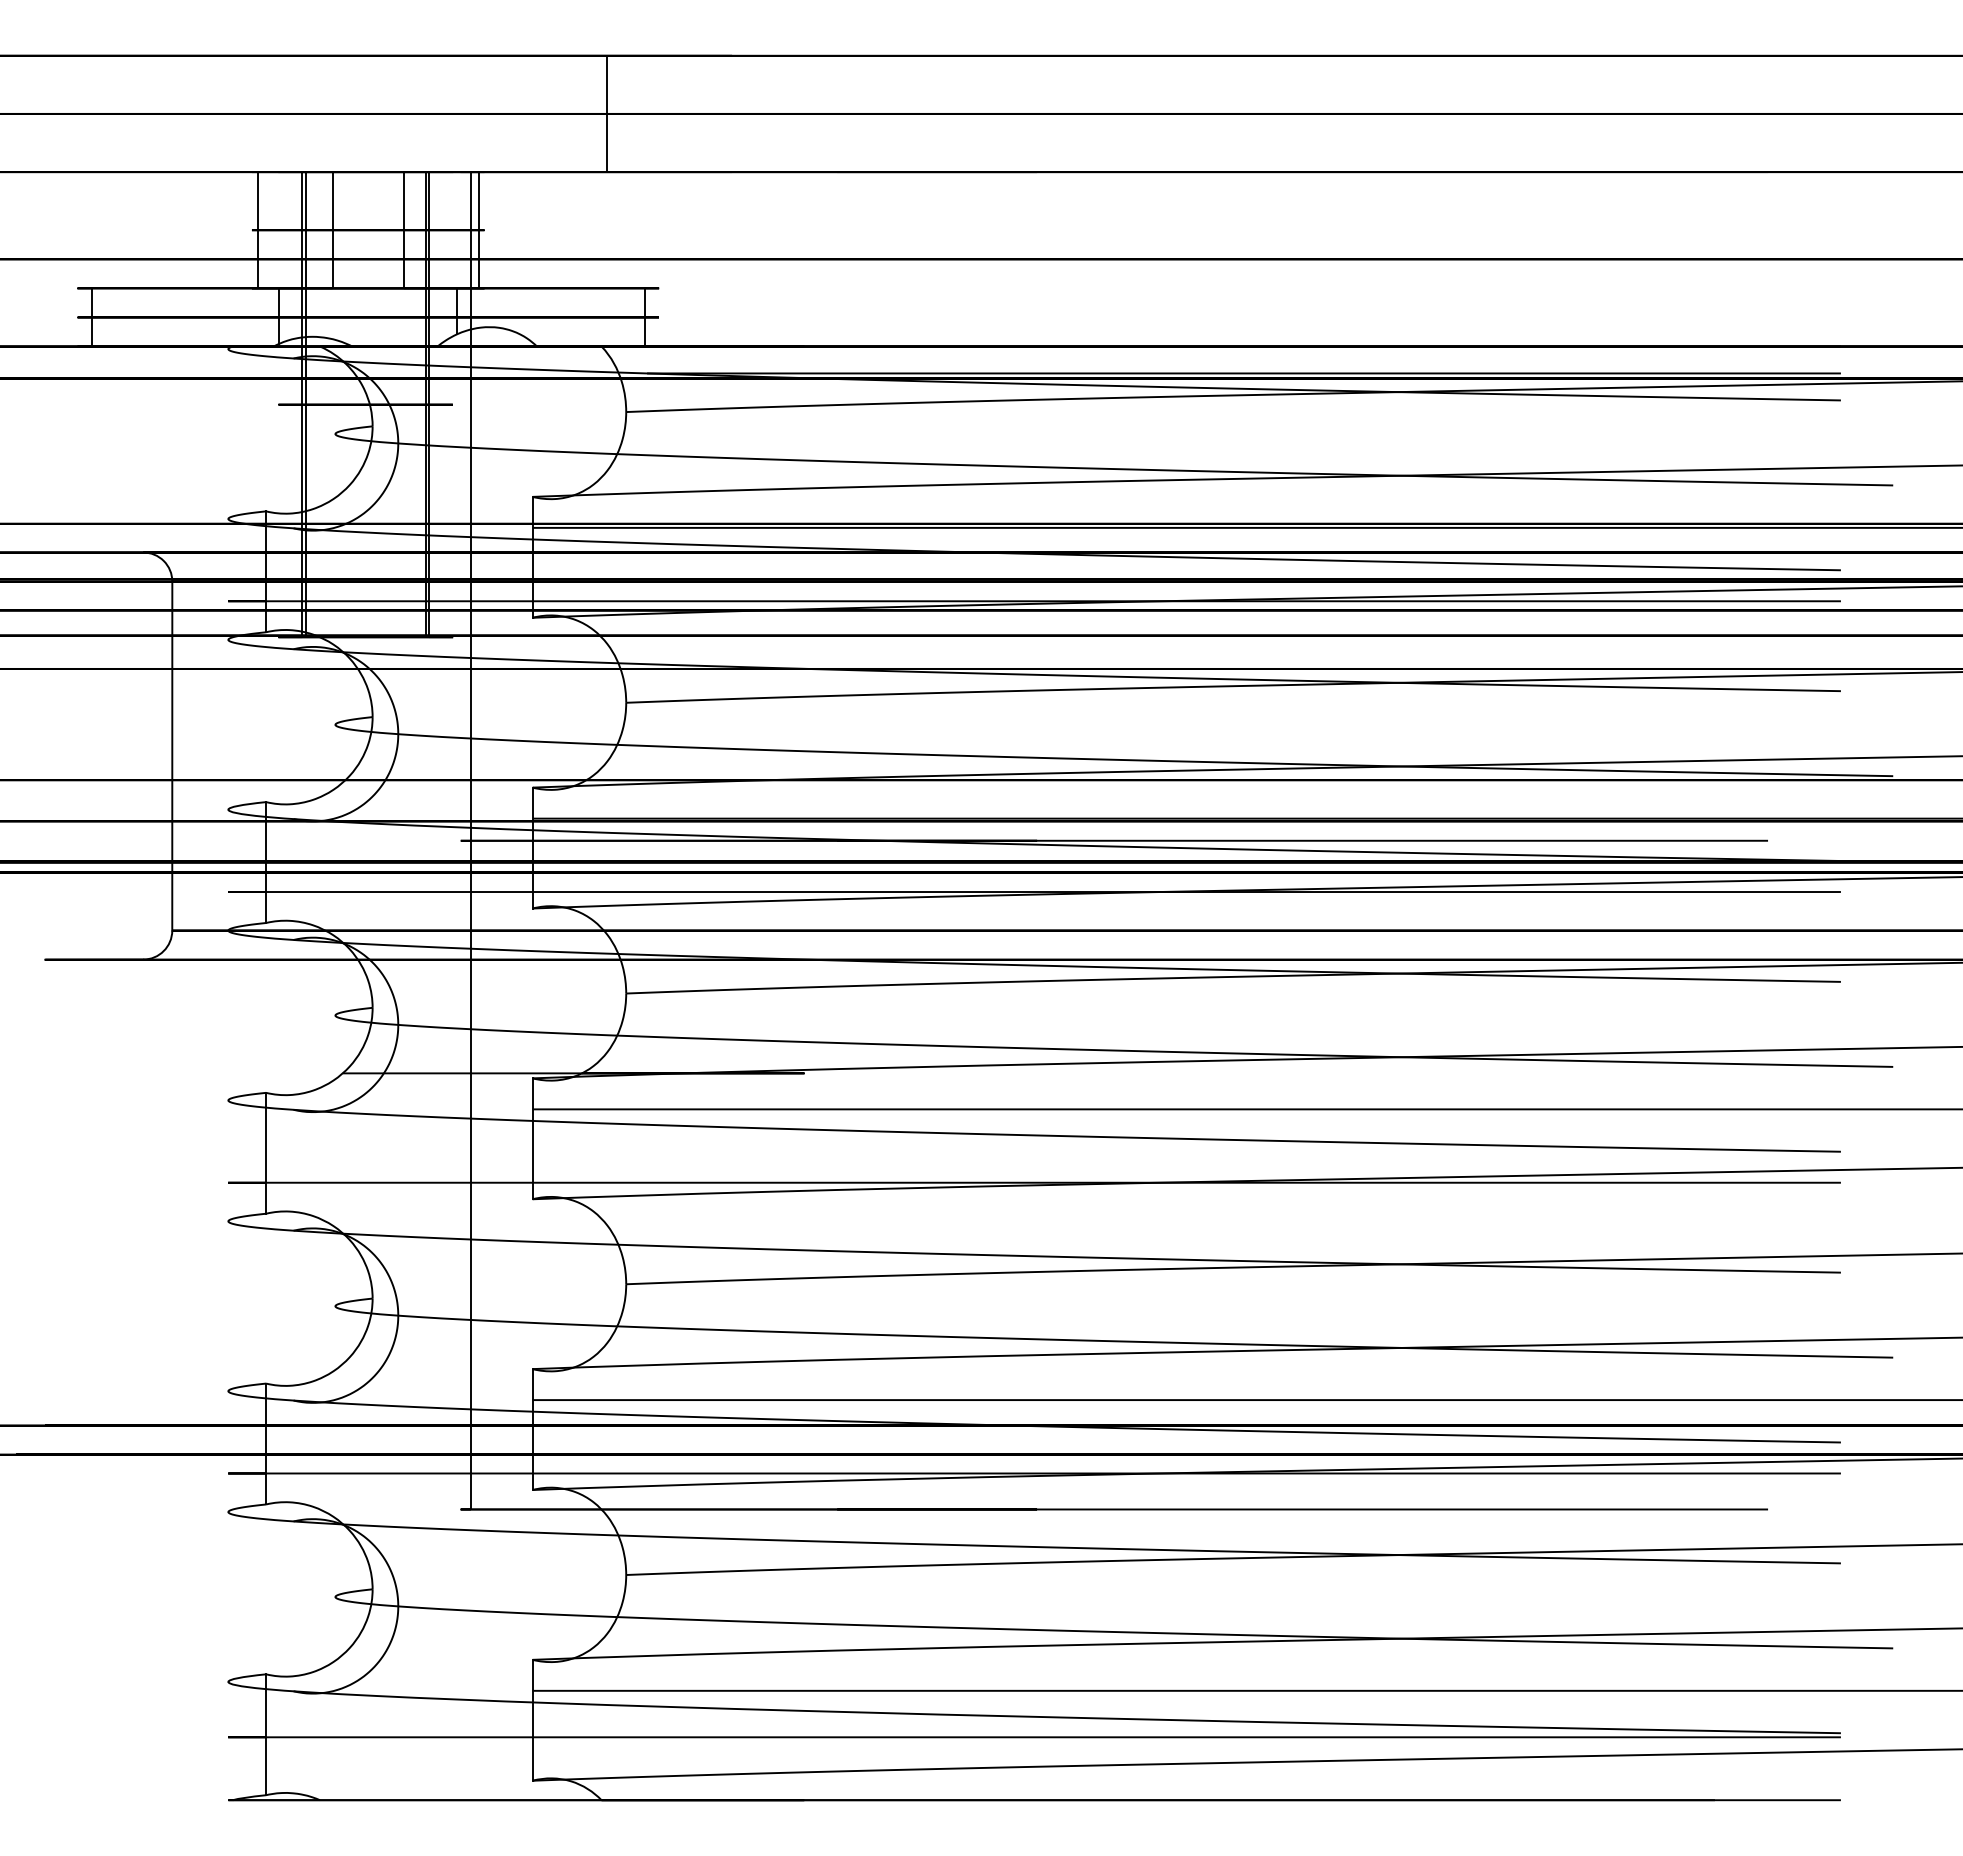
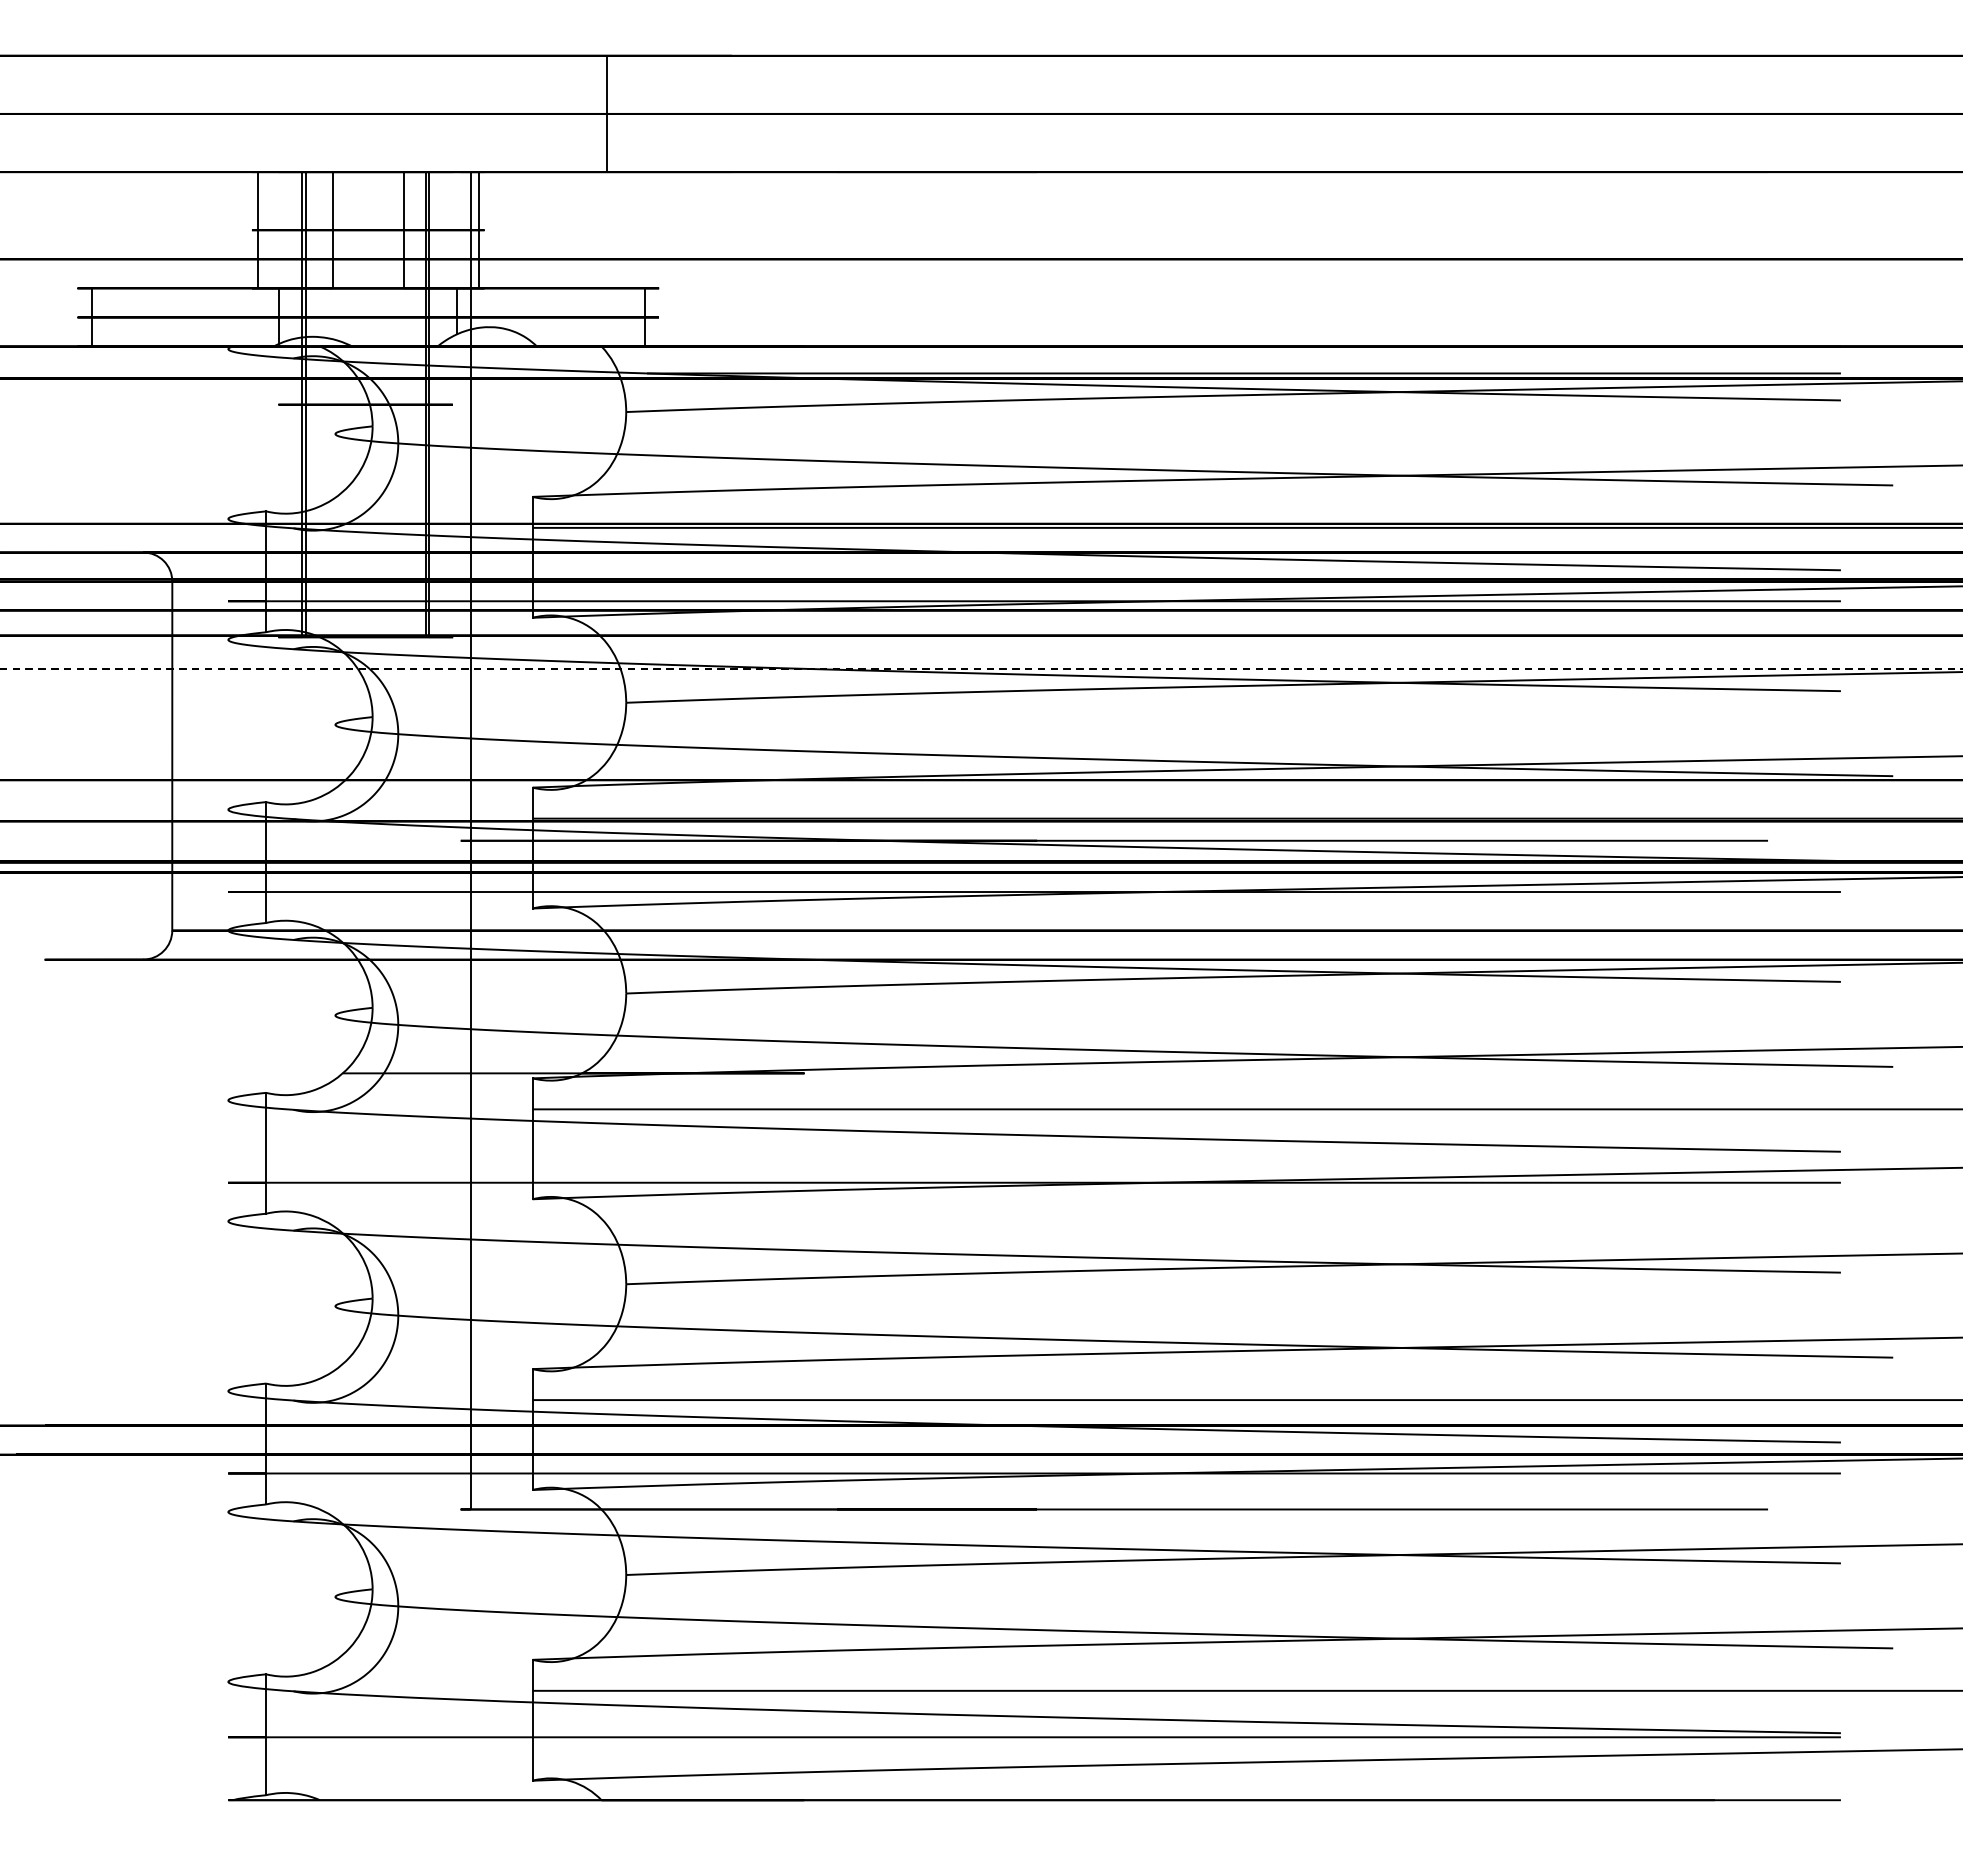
circle: solid -> dashed (981, 668)
